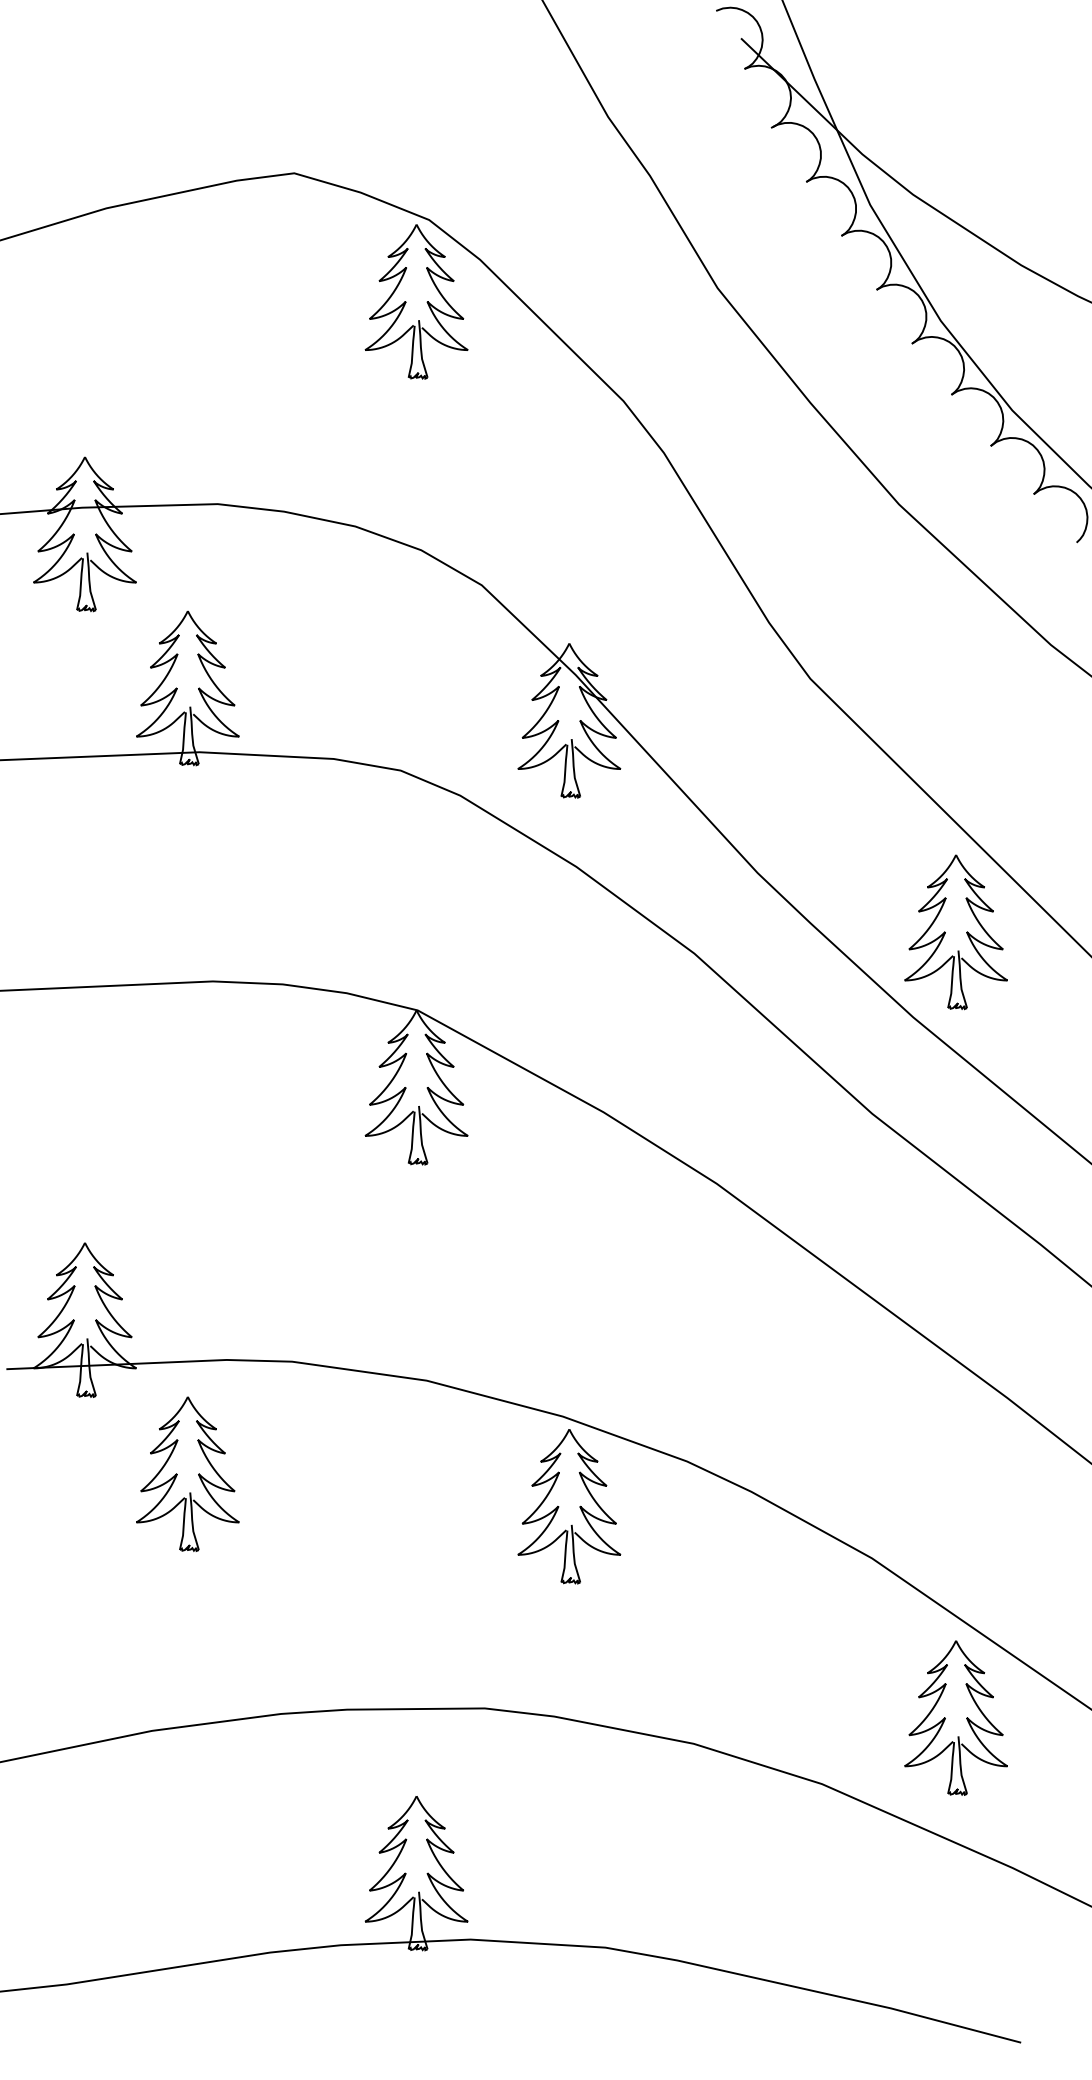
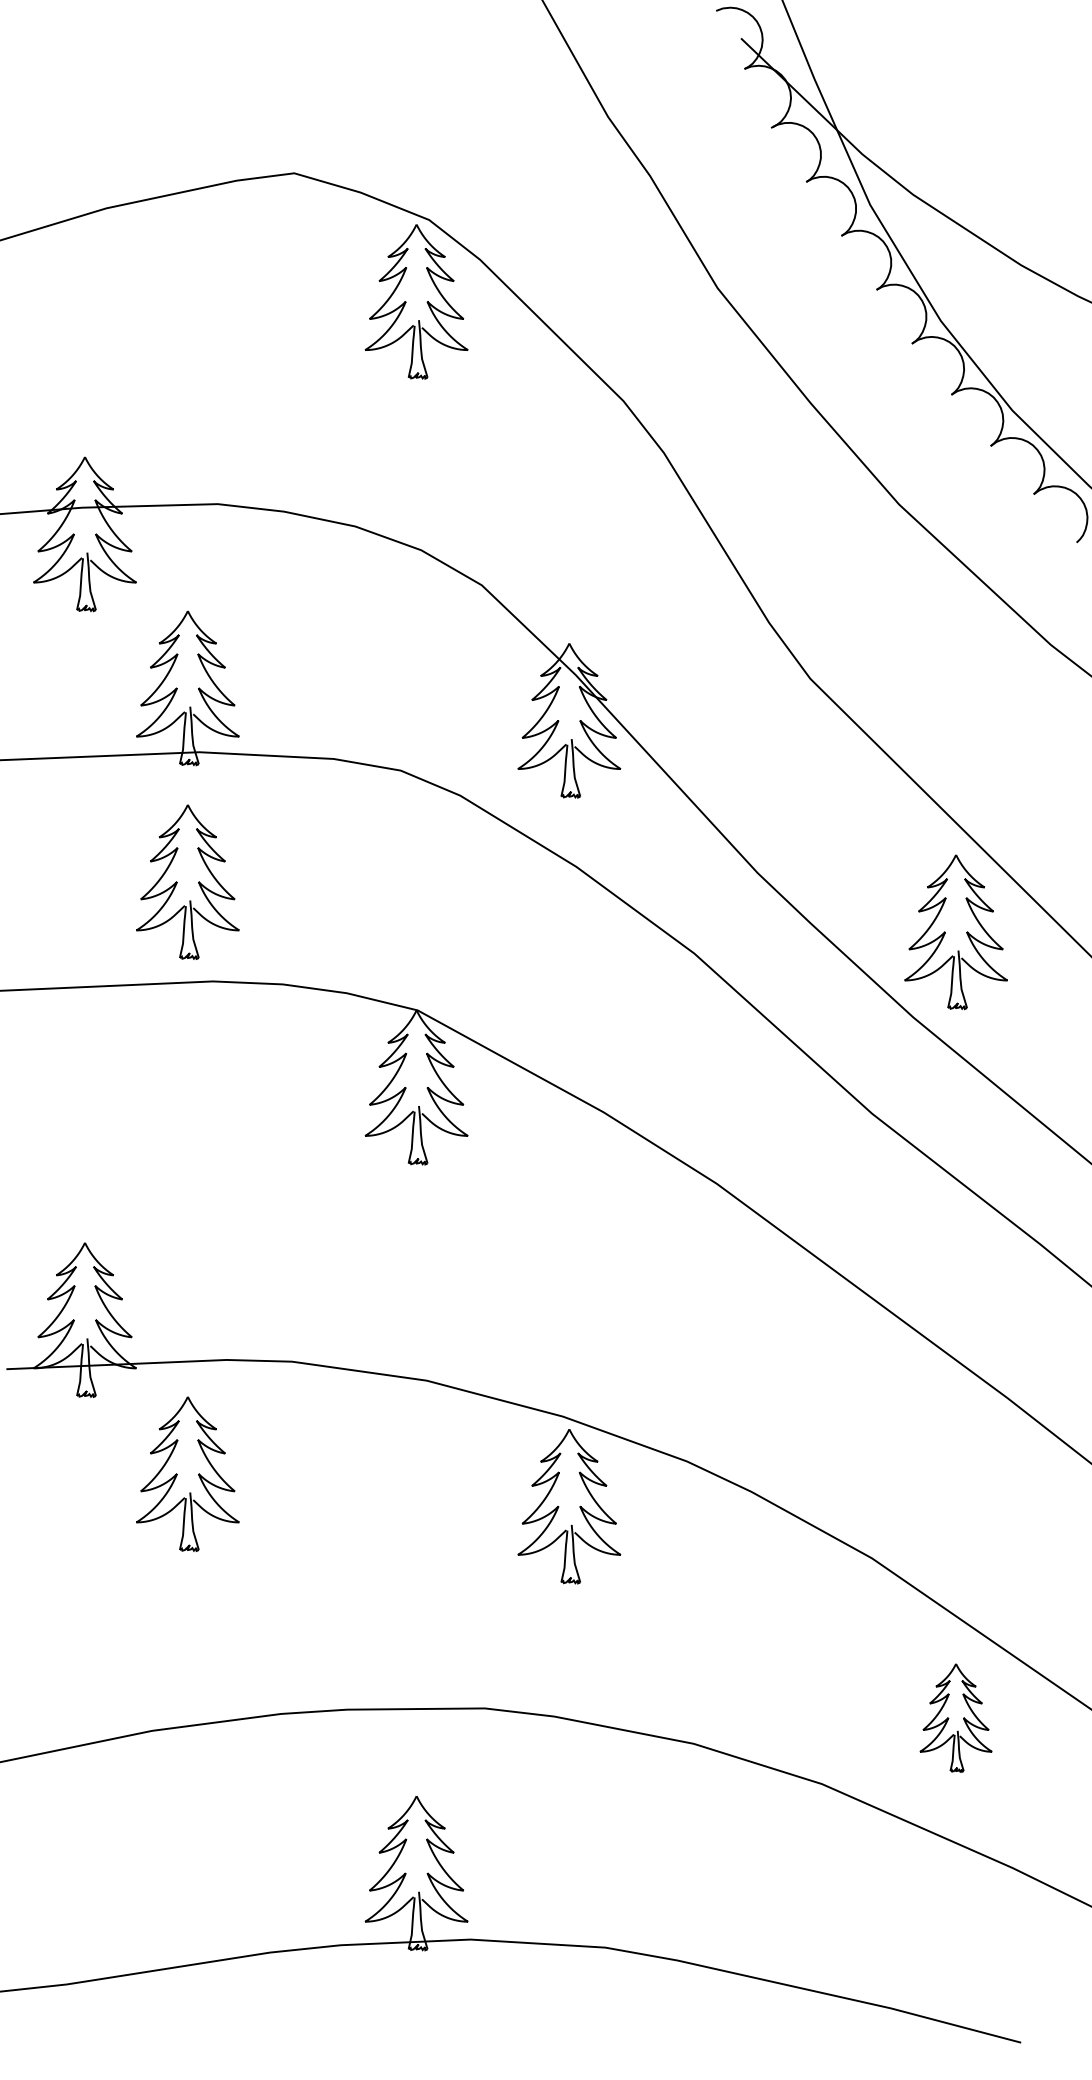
part: none -> present (187, 881)
part size: 104x156 px -> 74x110 px (955, 1717)
